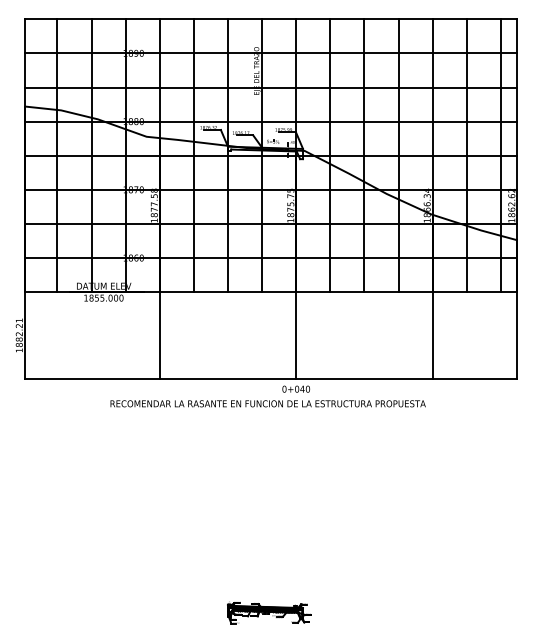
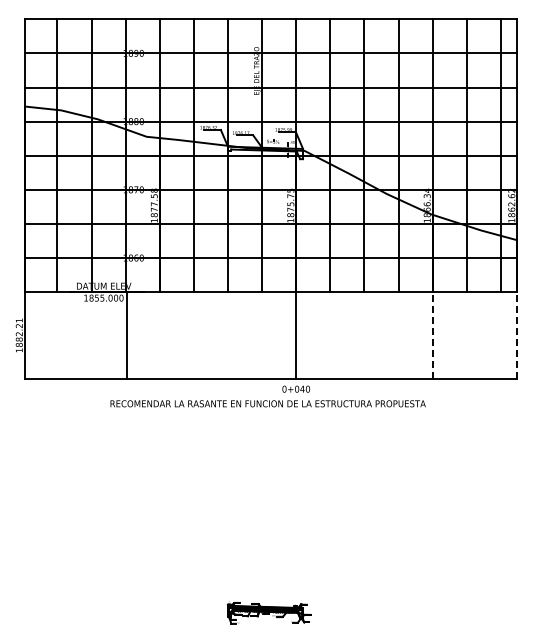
line position: (159, 335) -> (126, 335) (126, 335)
line: solid -> dashed (432, 335)
line: solid -> dashed (517, 335)
